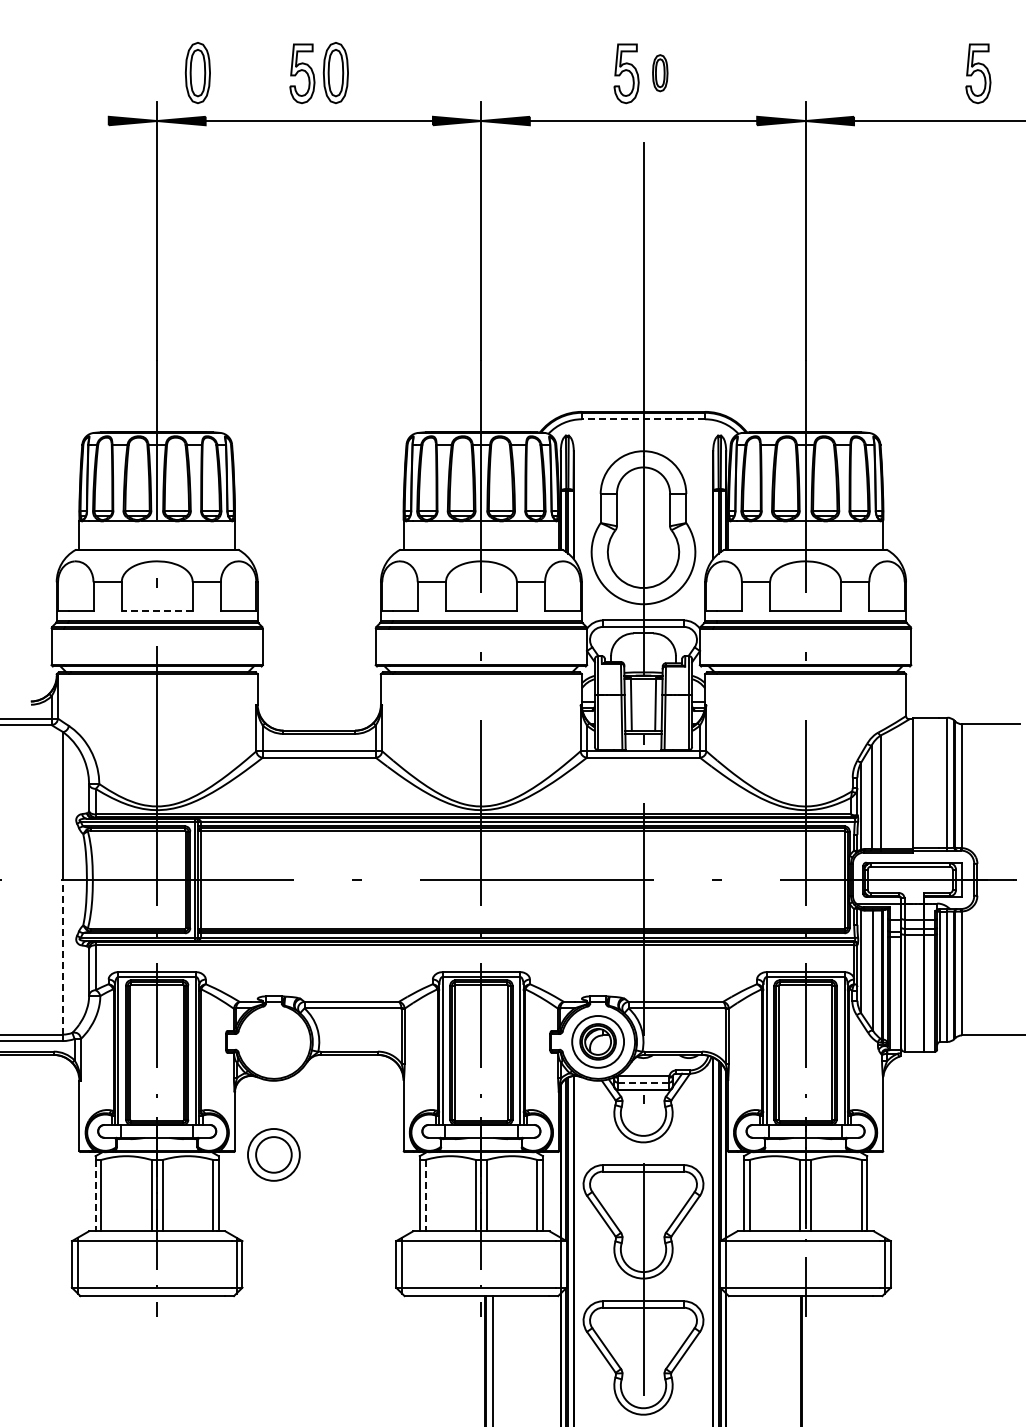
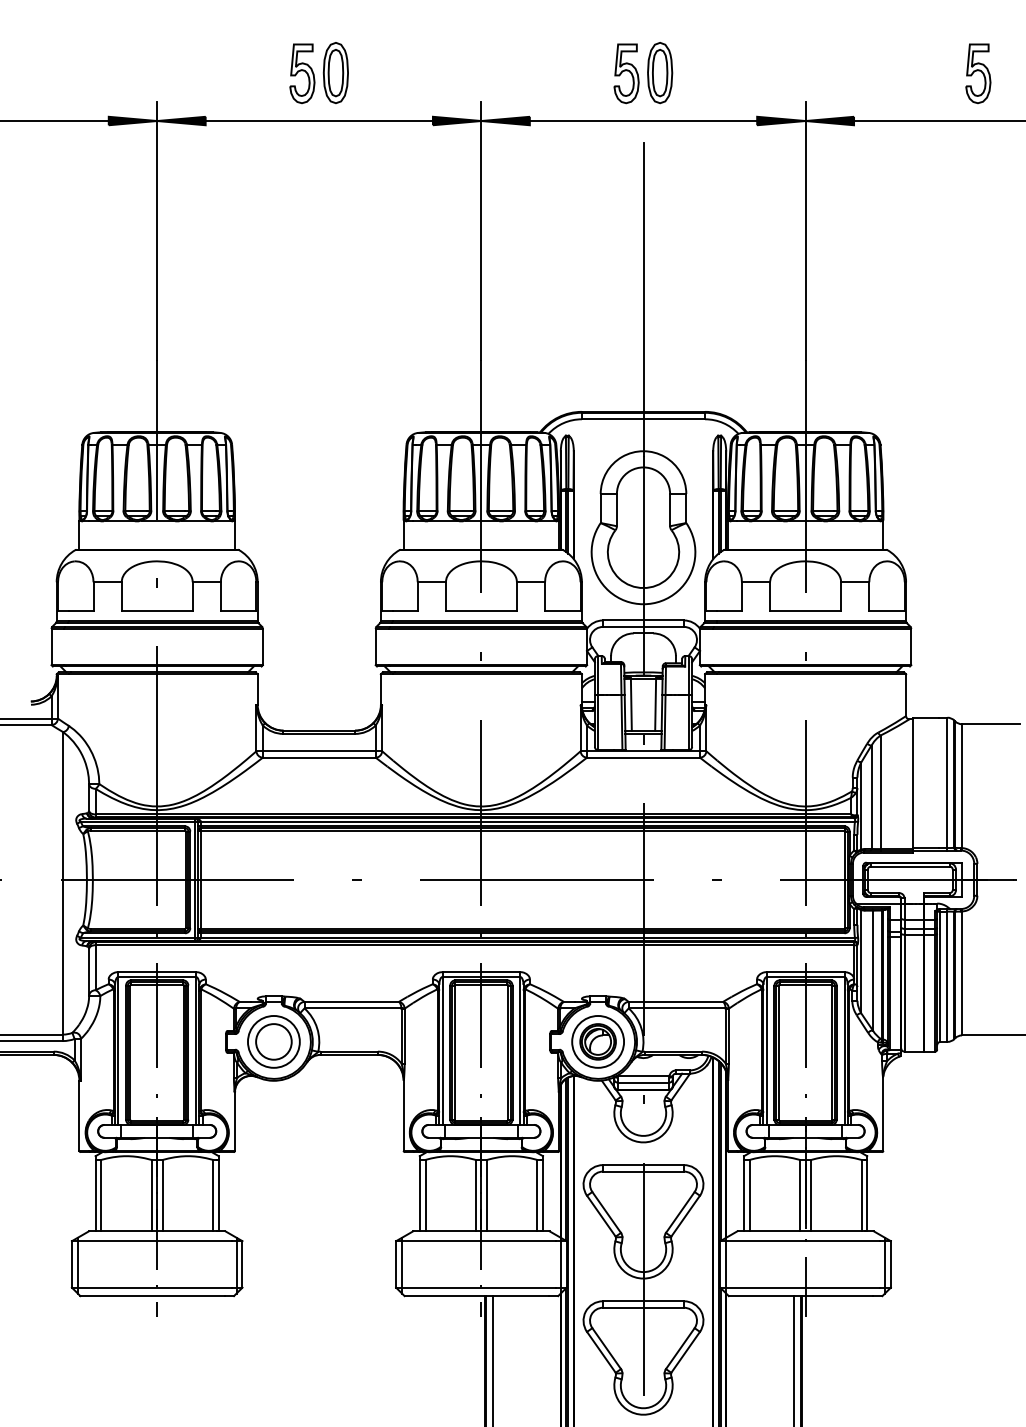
part: present -> none (197, 73)
part size: 17x39 px -> 27x63 px (660, 73)
line: none -> present (55, 121)
line: dashed -> solid (643, 419)
line: dashed -> solid (157, 611)
line: dashed -> solid (63, 956)
line: dashed -> solid (643, 1082)
part position: (273, 1154) -> (273, 1041) (273, 1041)
line: dashed -> solid (95, 1195)
line: dashed -> solid (425, 1195)
line: none -> present (794, 1359)
